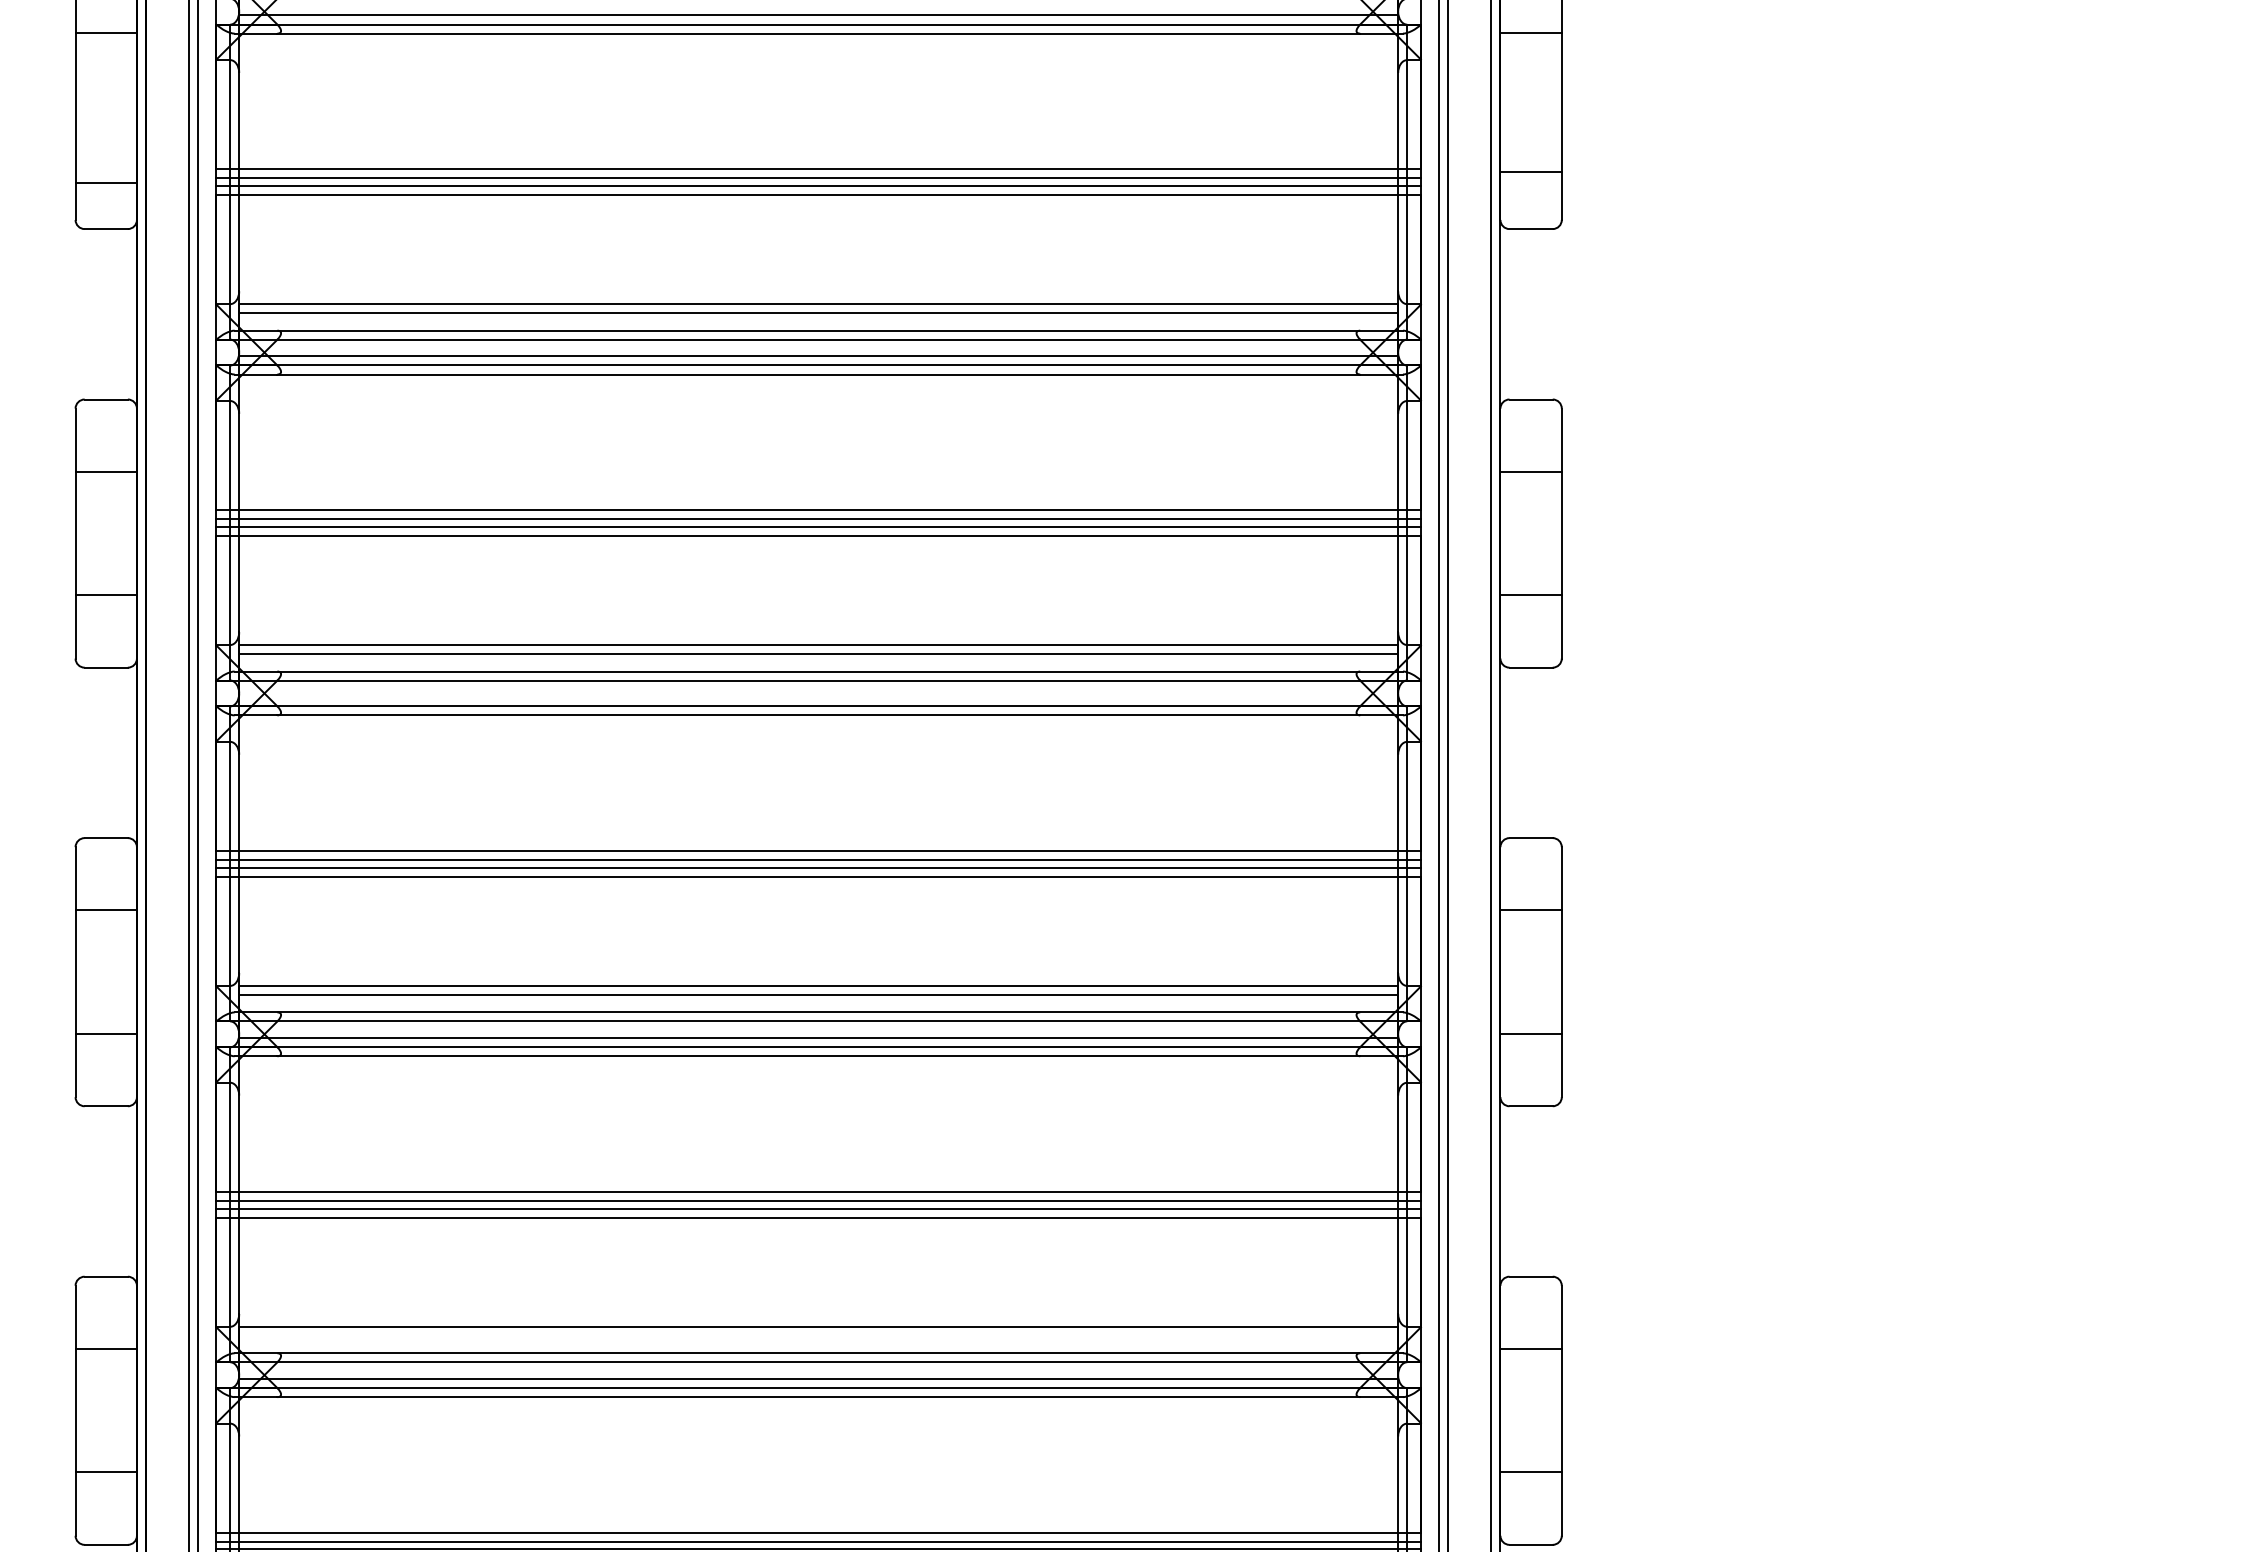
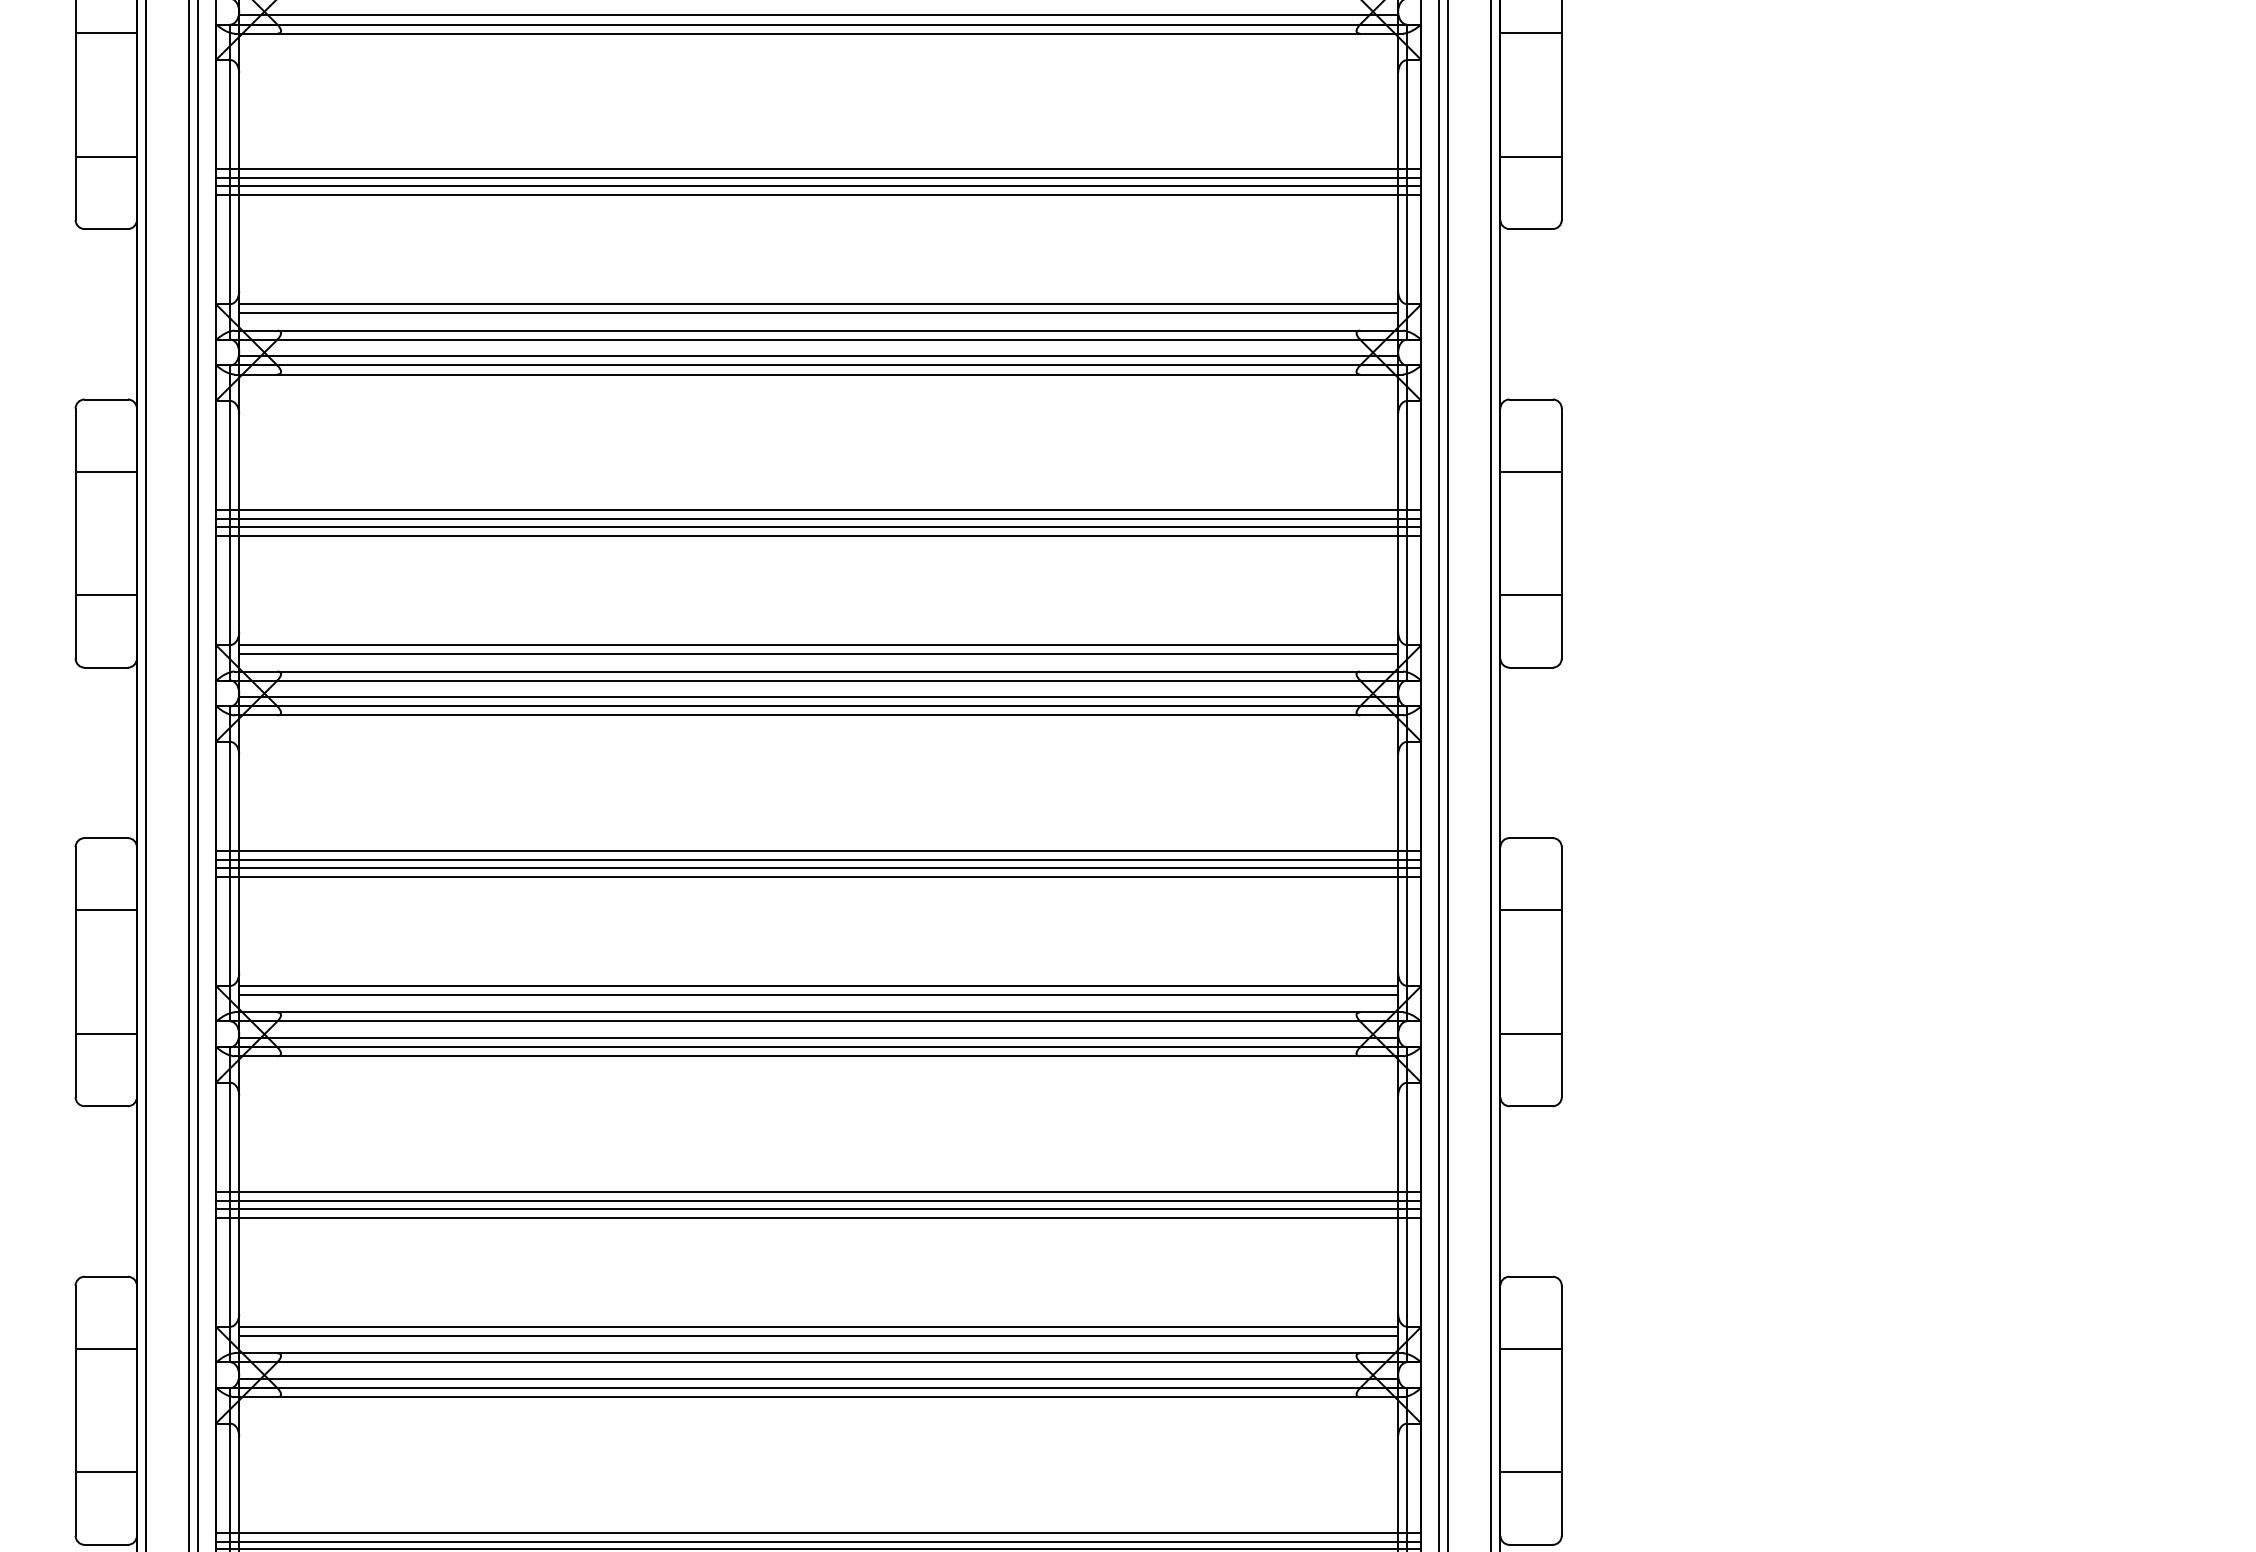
line position: (1530, 171) -> (1530, 156) (1530, 156)
line position: (105, 182) -> (105, 156) (105, 156)
line: none -> present (818, 697)
line: none -> present (818, 1335)
